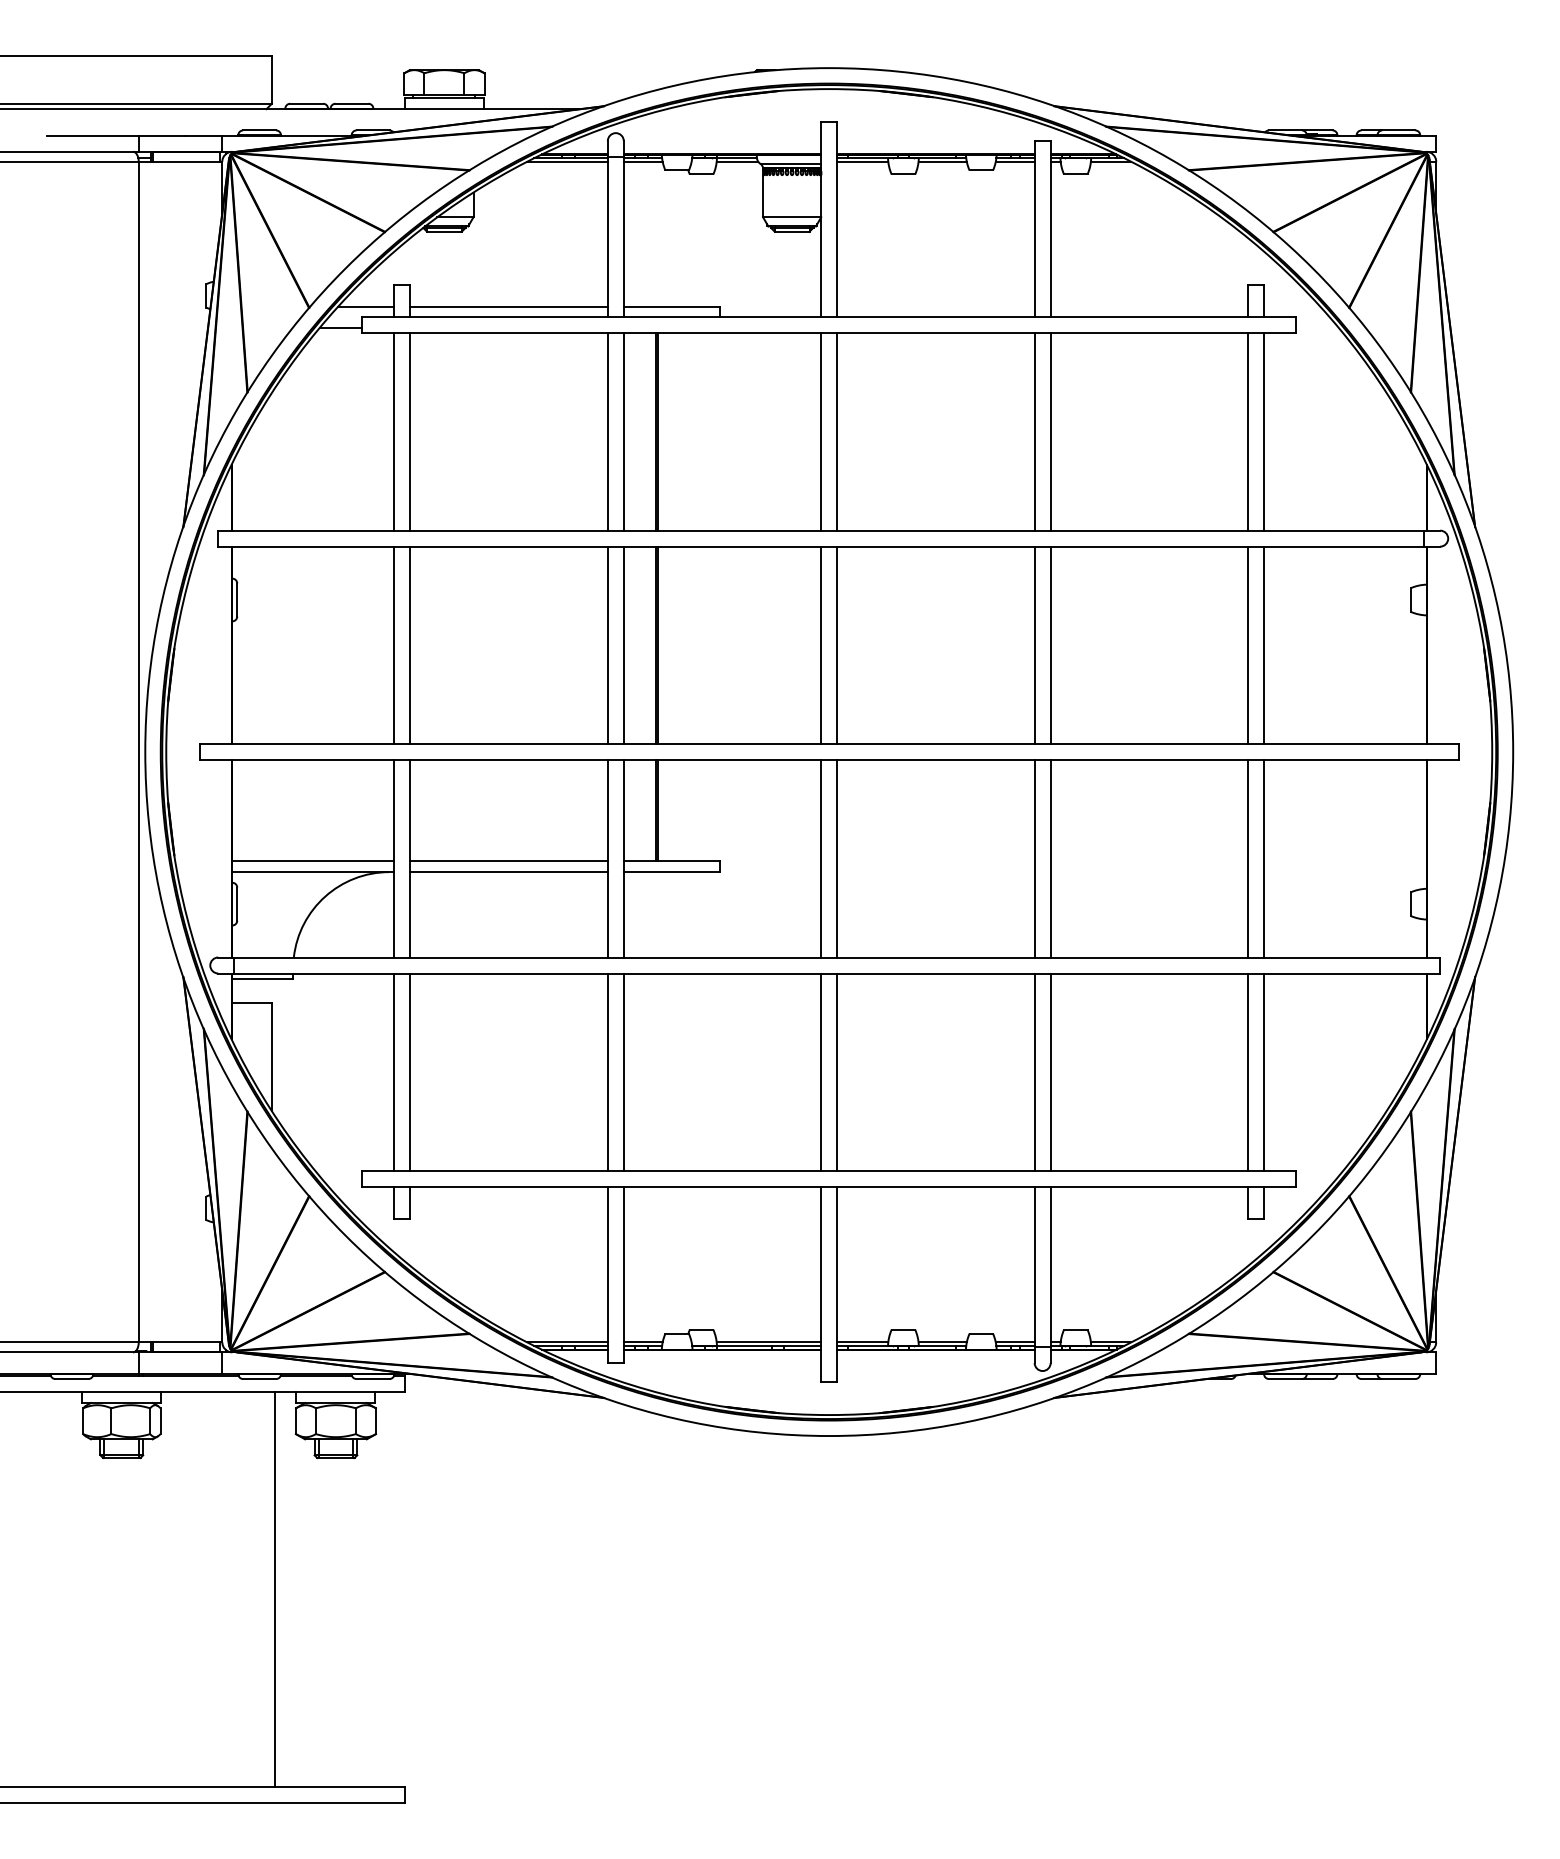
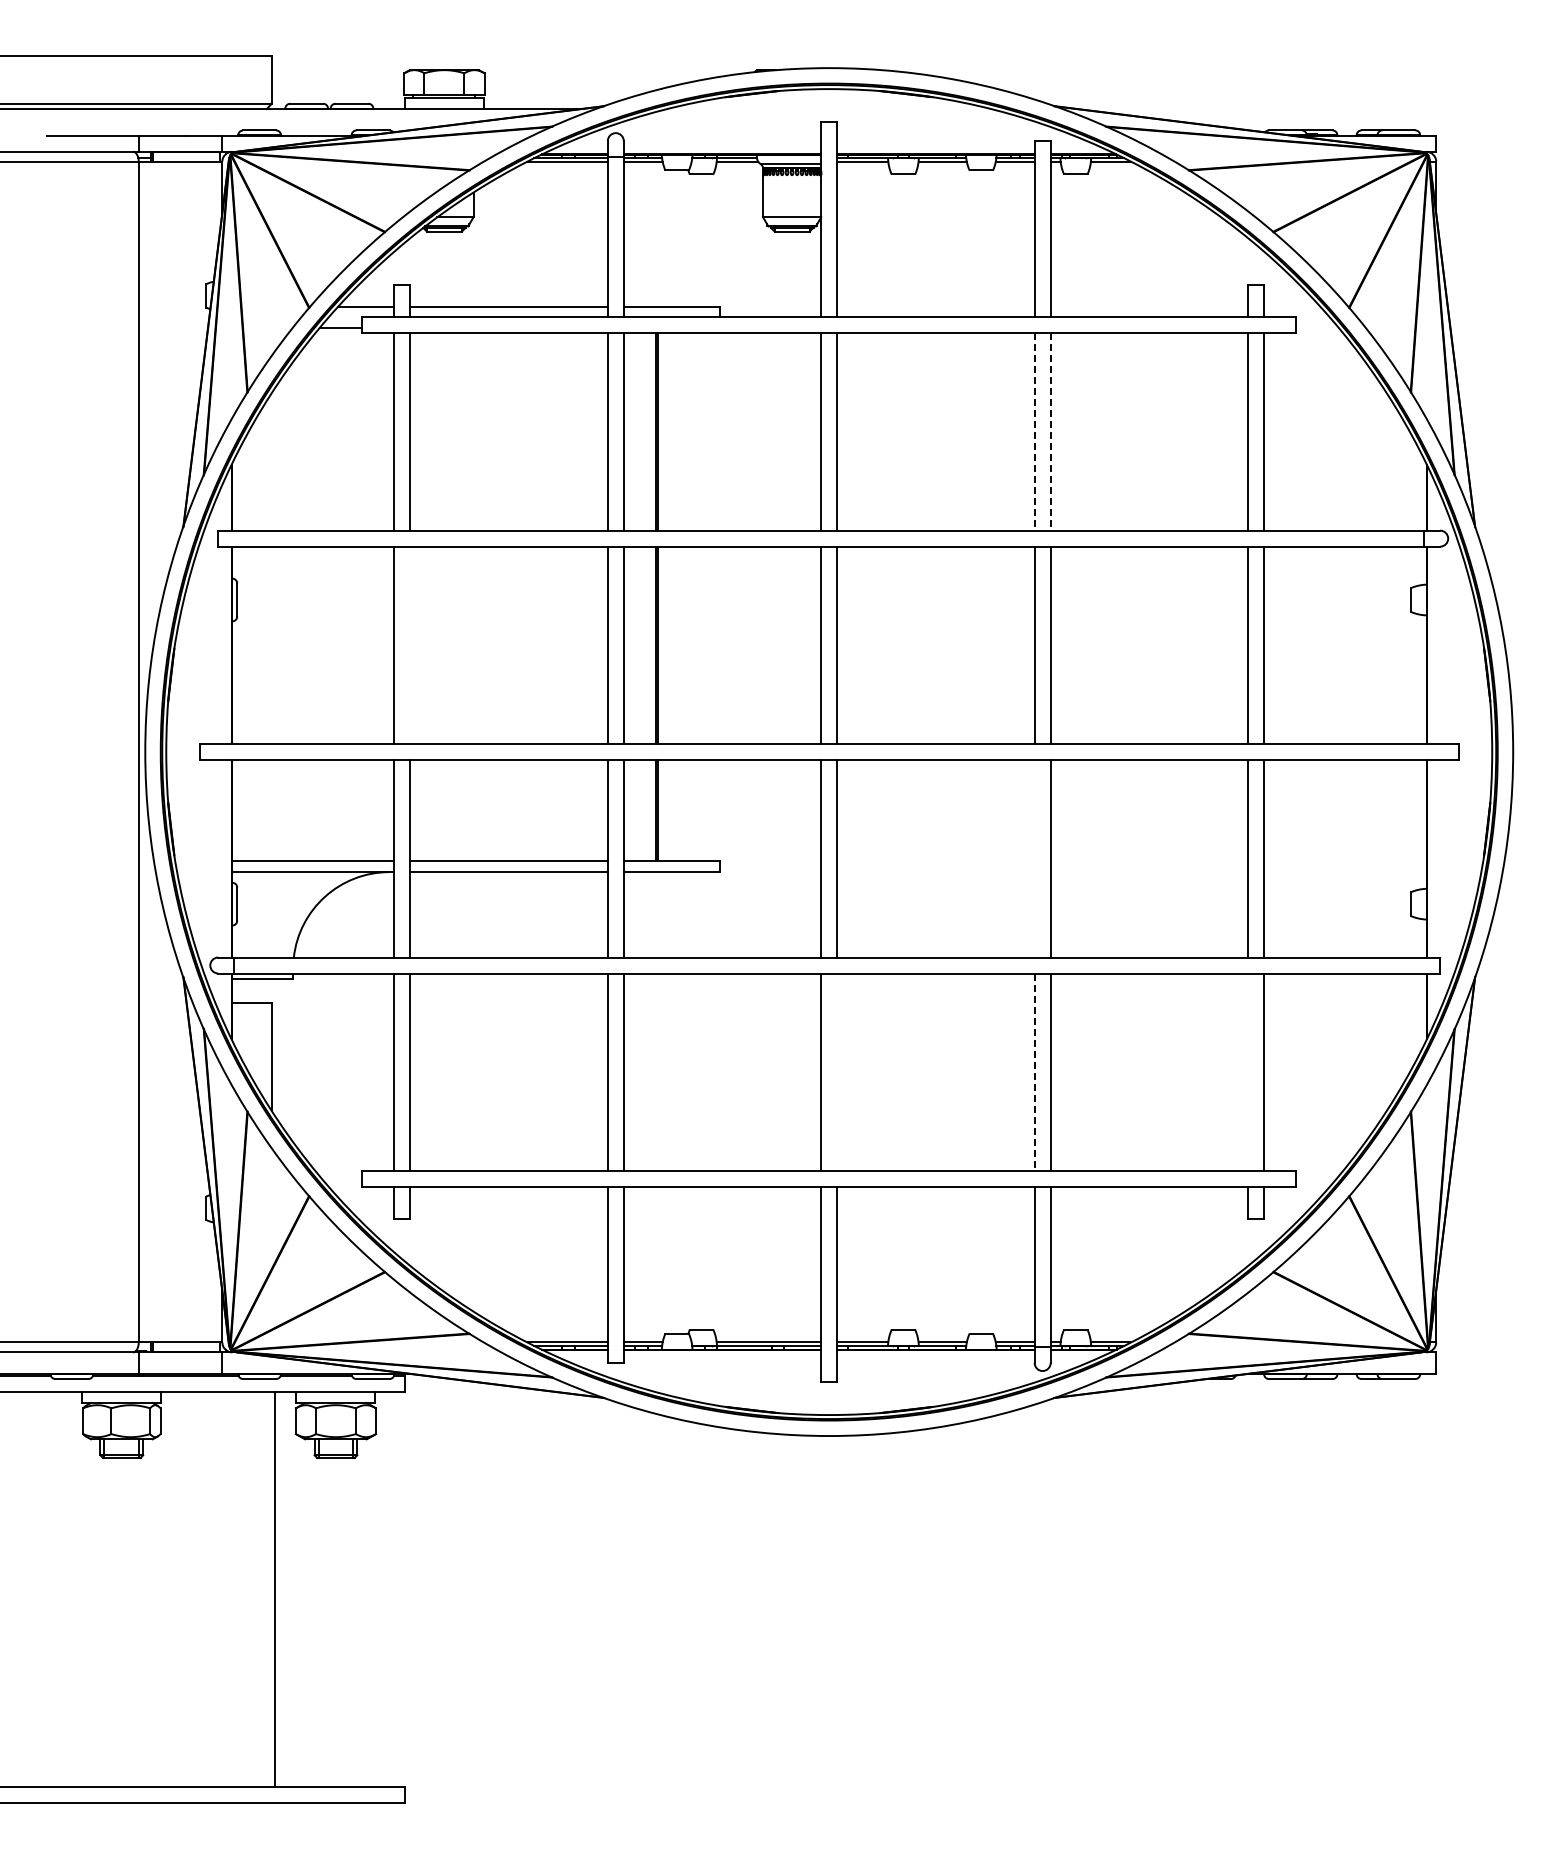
line: solid -> dashed (1034, 431)
line: solid -> dashed (1050, 431)
line: present -> none (410, 645)
line: present -> none (1034, 858)
line: present -> none (837, 1071)
line: present -> none (1248, 1071)
line: solid -> dashed (1034, 1072)
